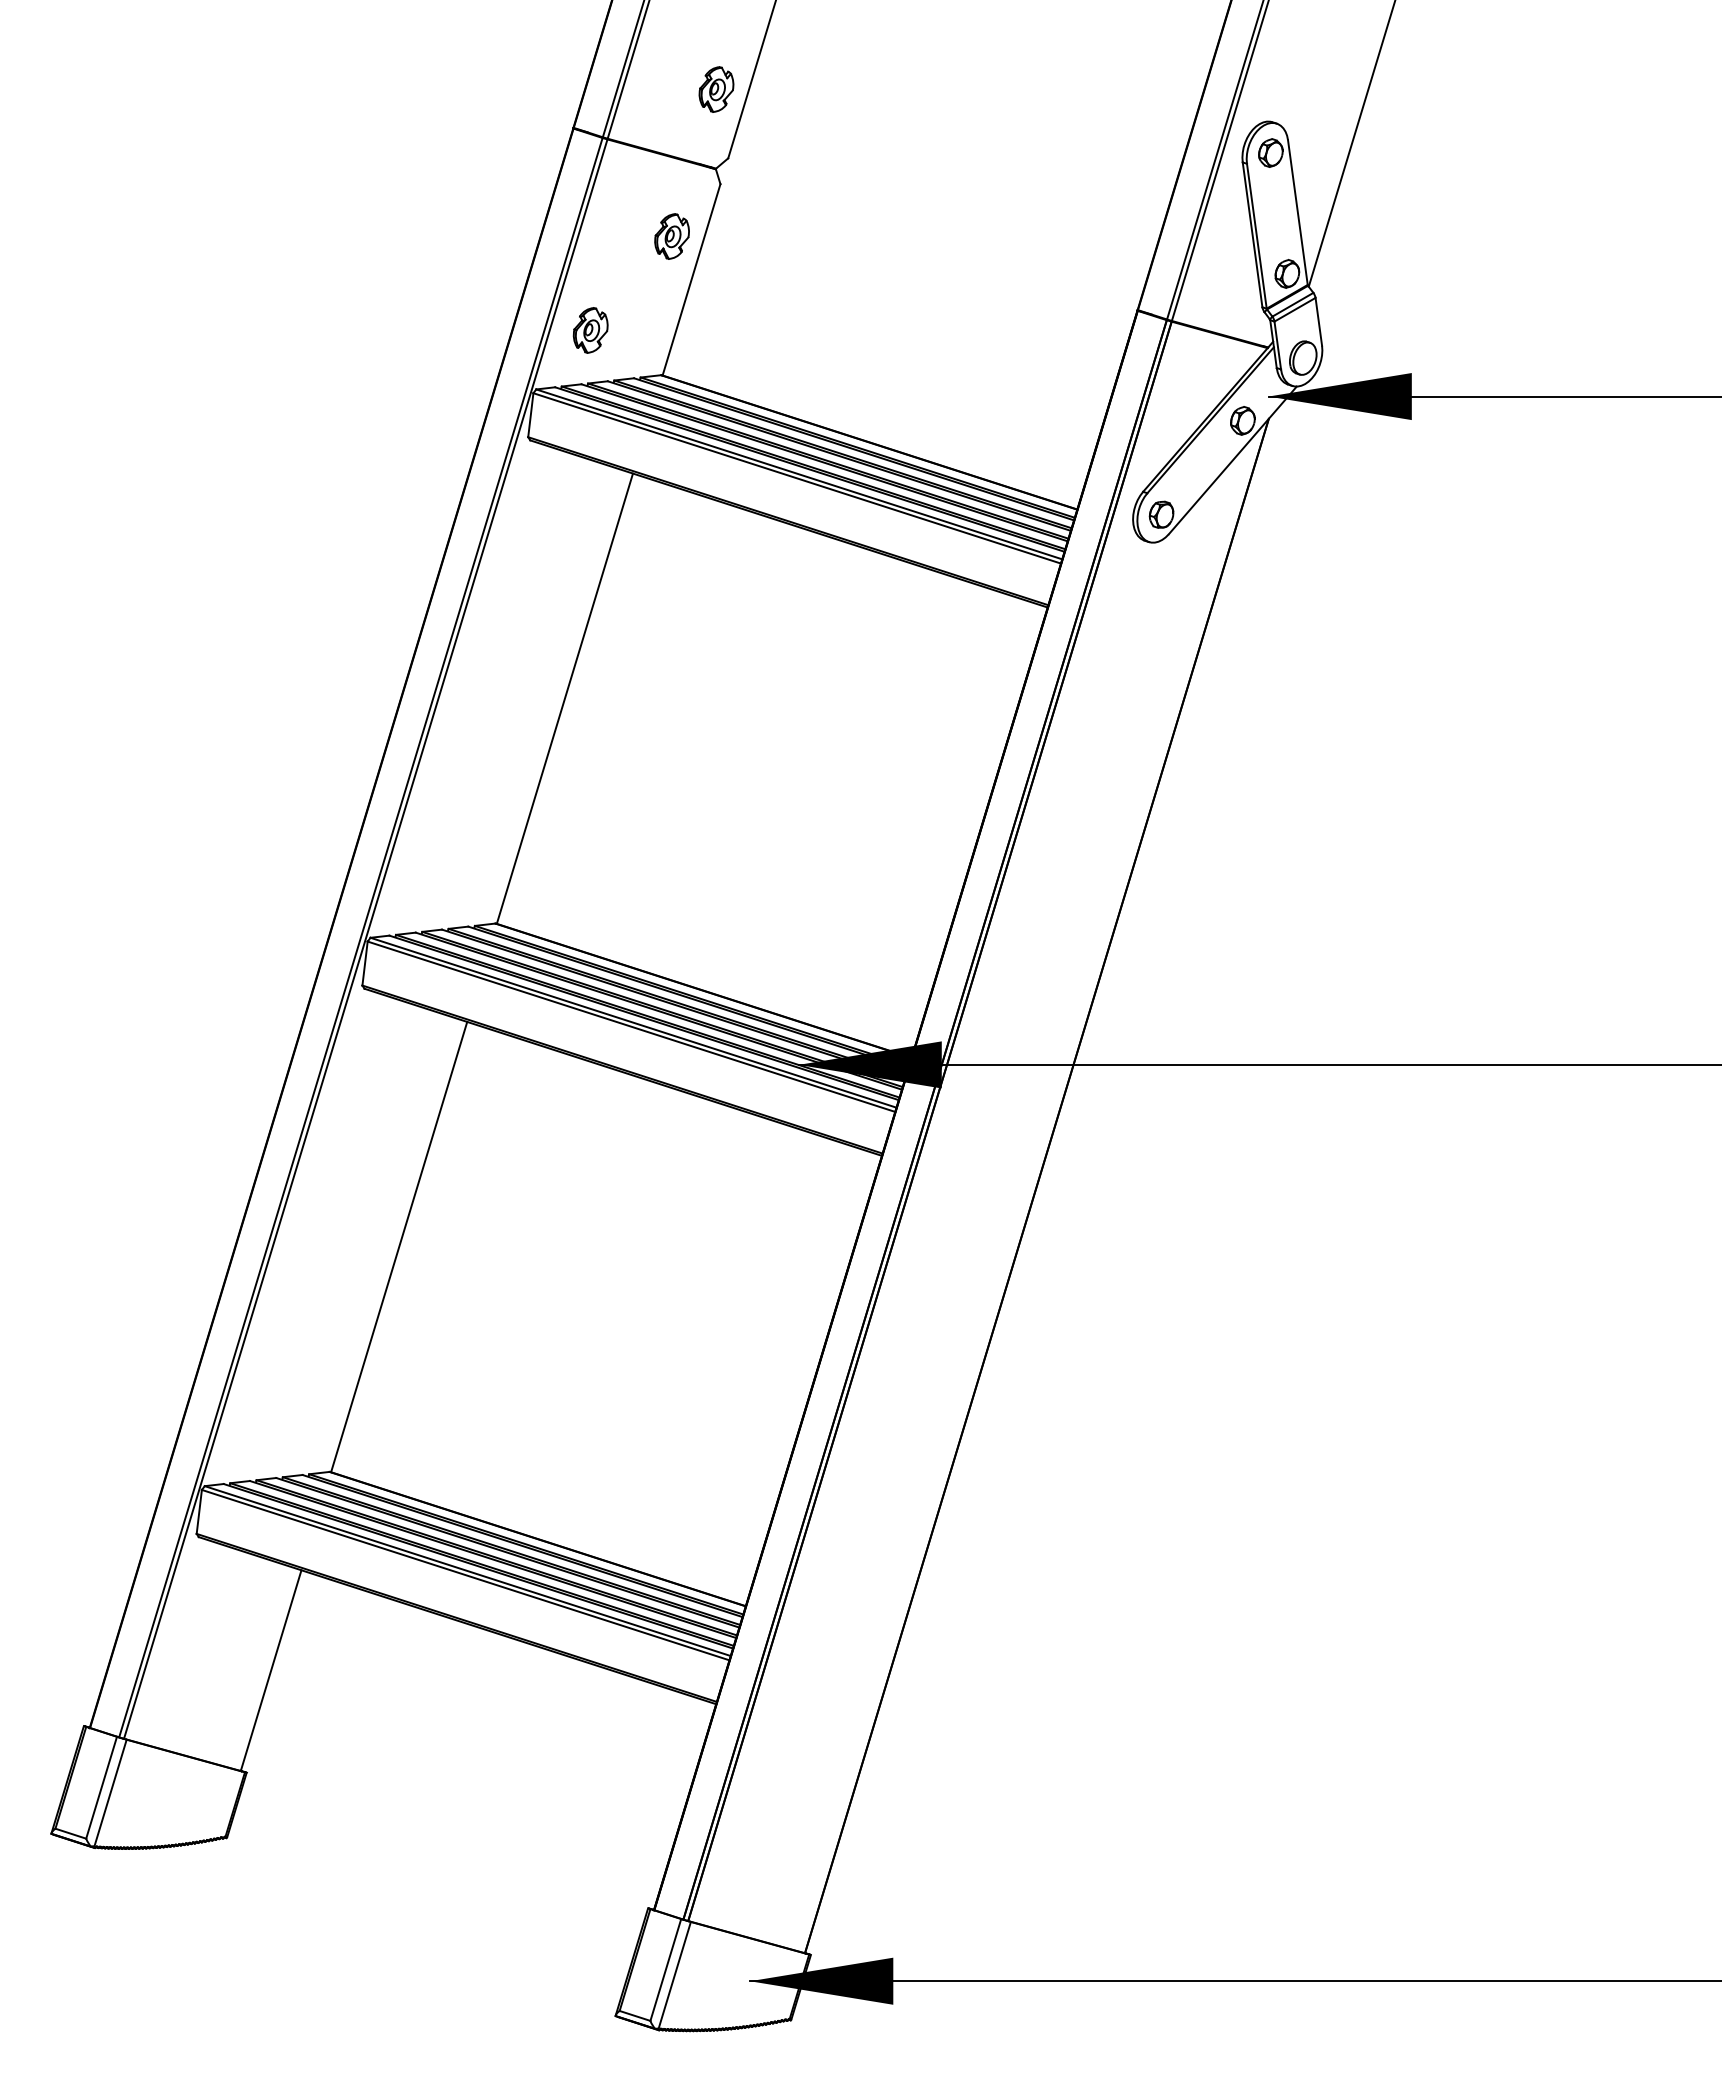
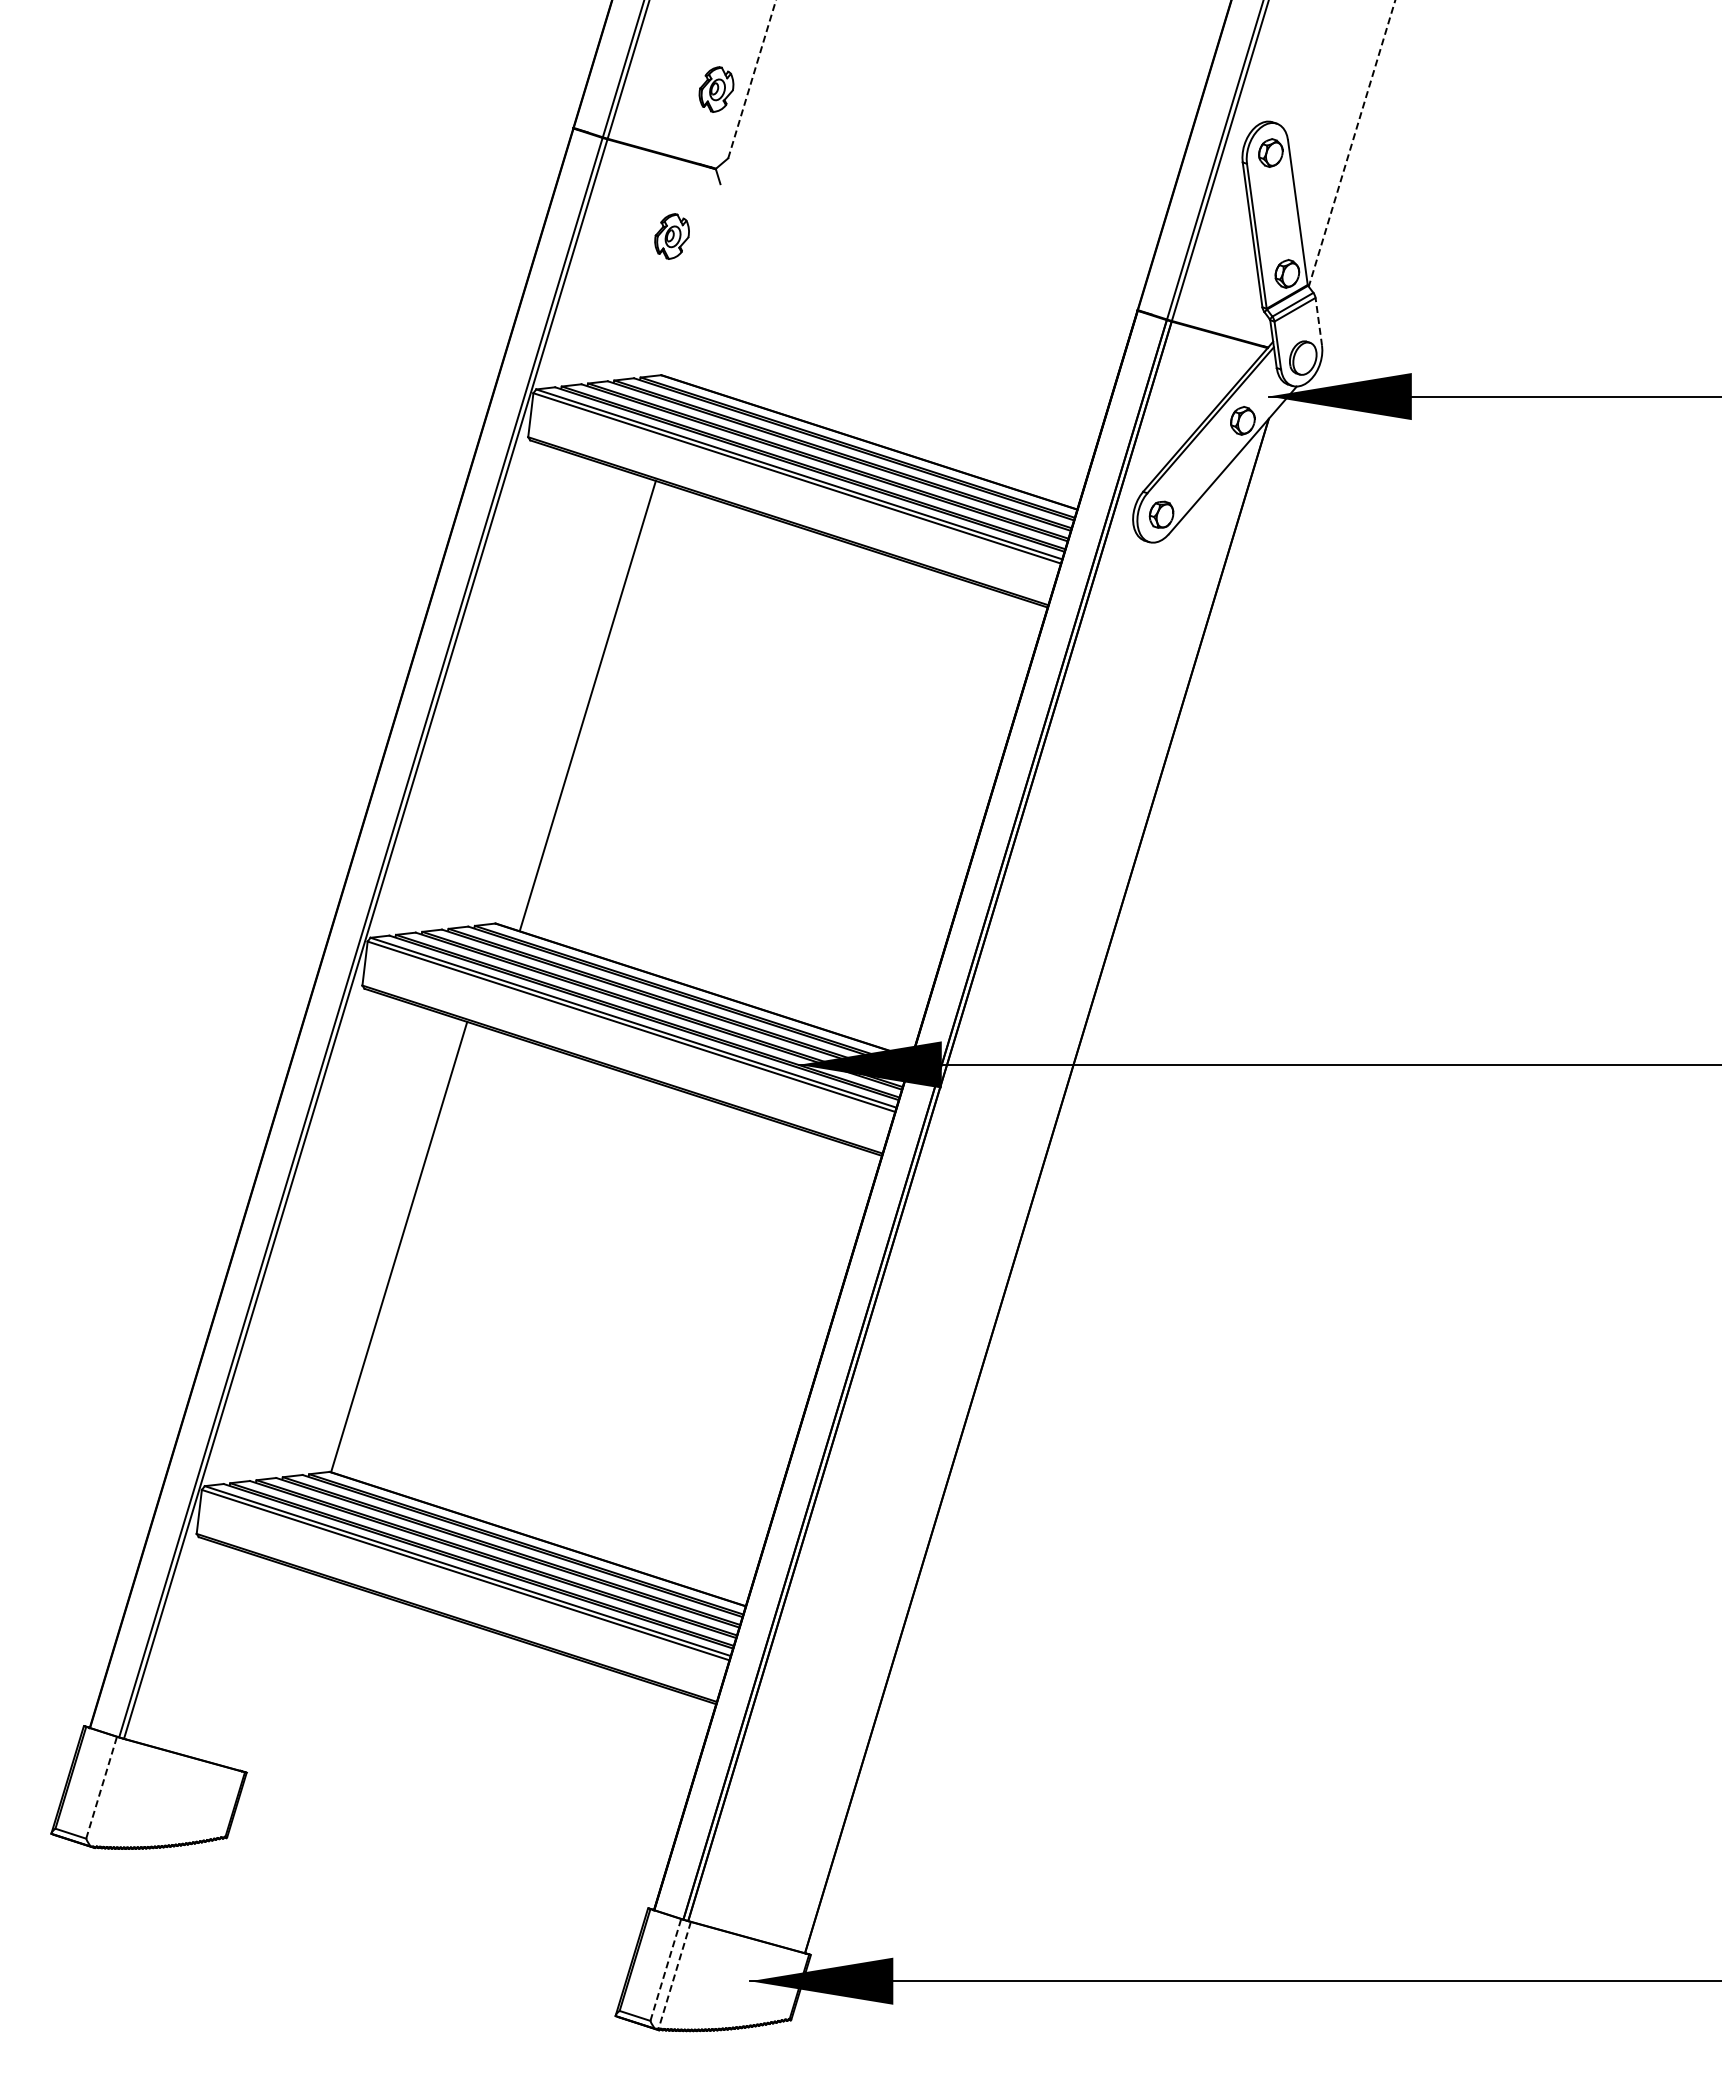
line: solid -> dashed (752, 79)
line: solid -> dashed (1351, 144)
line: present -> none (691, 279)
line: solid -> dashed (1318, 321)
part: present -> none (590, 330)
line position: (564, 698) -> (587, 705) (587, 705)
line: present -> none (270, 1670)
line: solid -> dashed (101, 1787)
line: present -> none (110, 1793)
line: solid -> dashed (665, 1969)
line: solid -> dashed (674, 1976)
